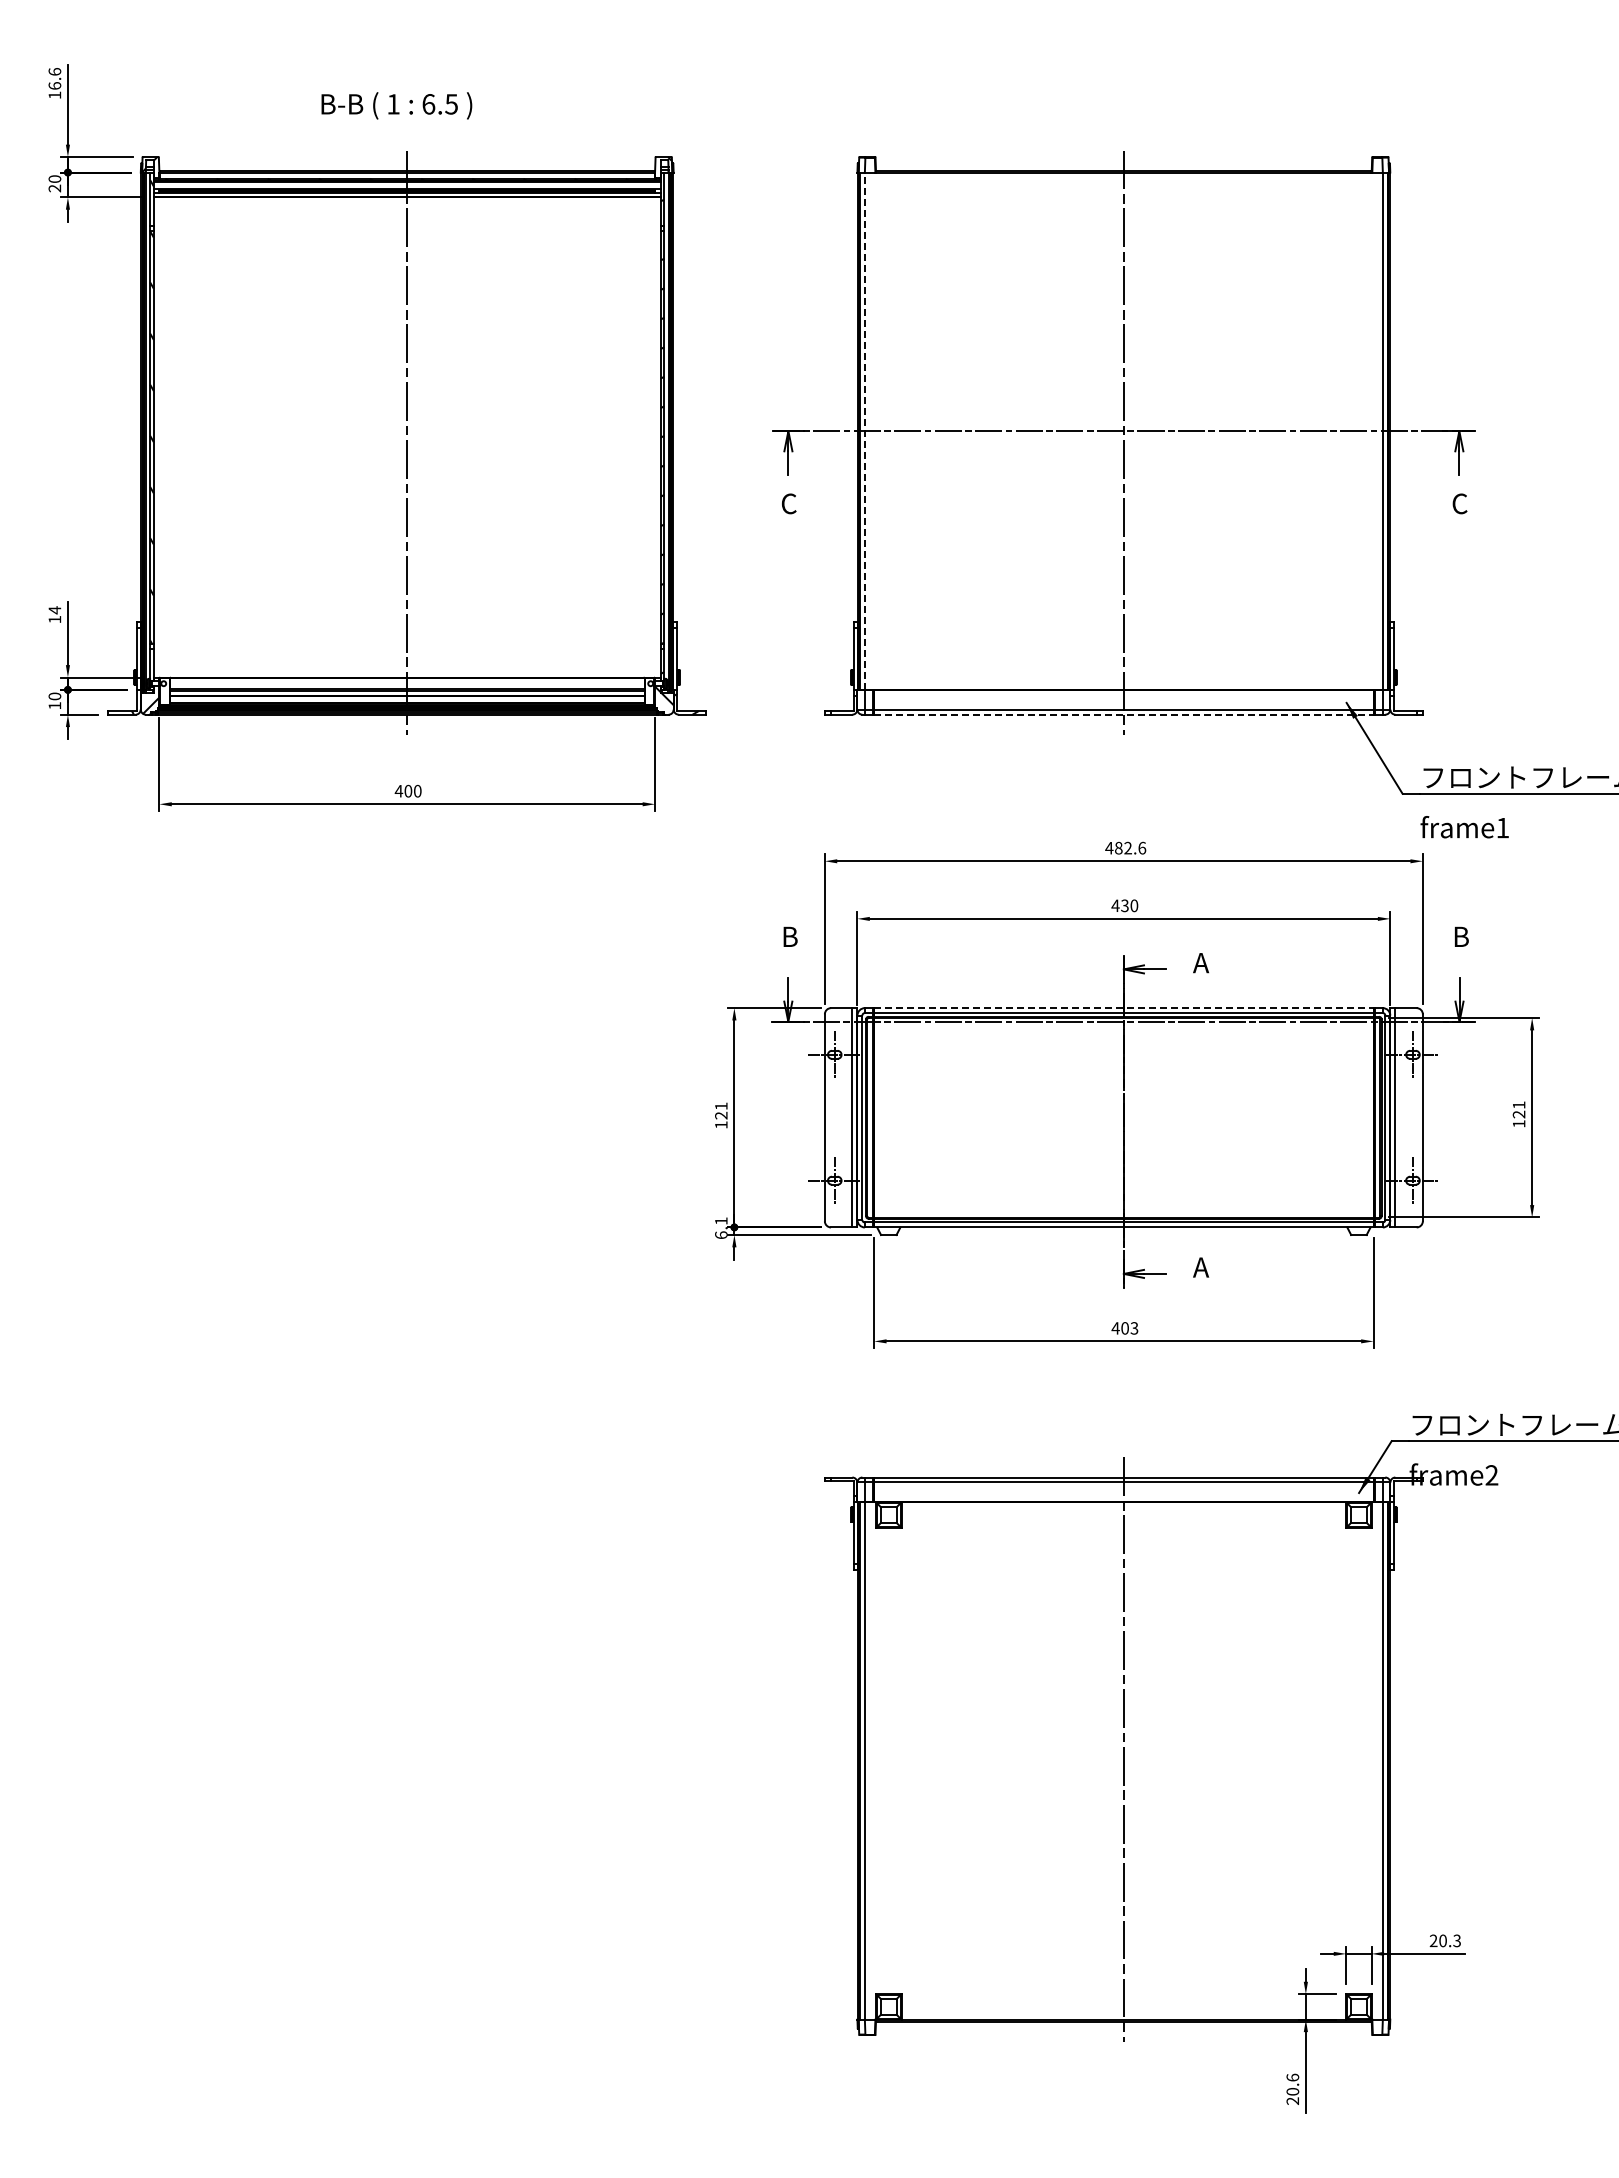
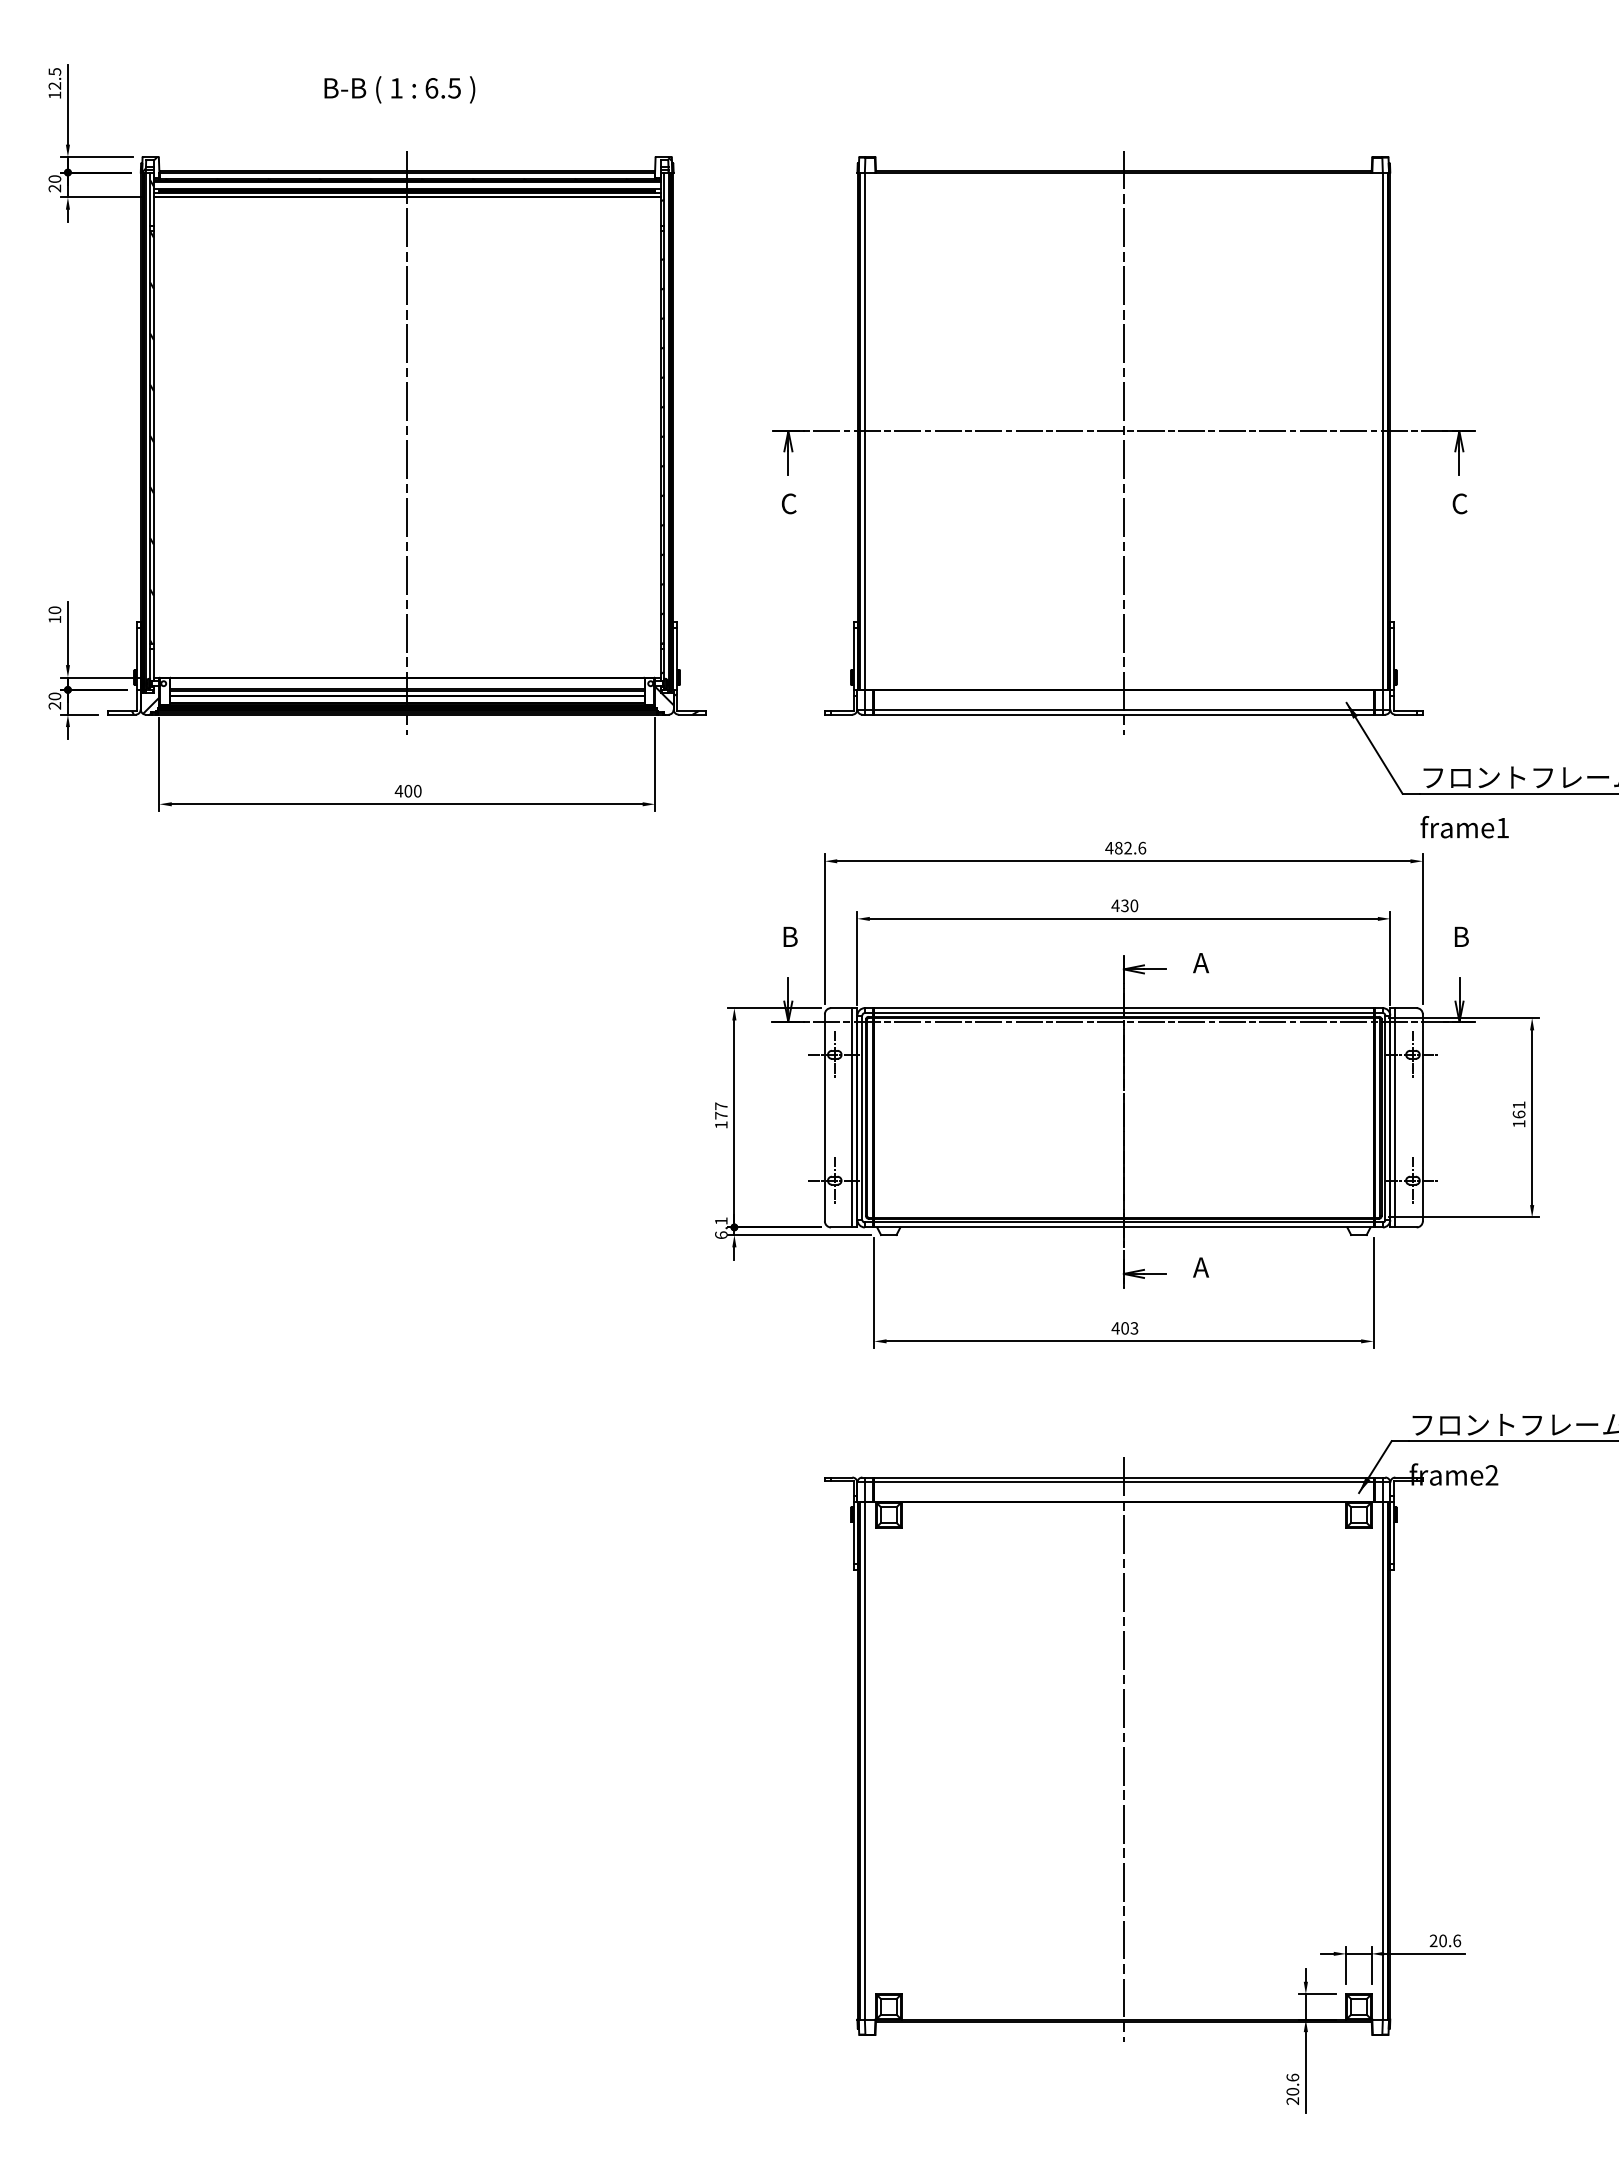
text: 16.6 -> 12.5 (54, 78)
text position: (396, 105) -> (399, 89) (399, 89)
line: dashed -> solid (865, 431)
text: 14 -> 10 (54, 610)
text: 10 -> 20 (54, 705)
line: dashed -> solid (1123, 714)
line: dashed -> solid (1123, 1008)
text: 121 -> 177 (721, 1110)
text: 121 -> 161 (1518, 1114)
text: 20.3 -> 20.6 (1457, 1940)
